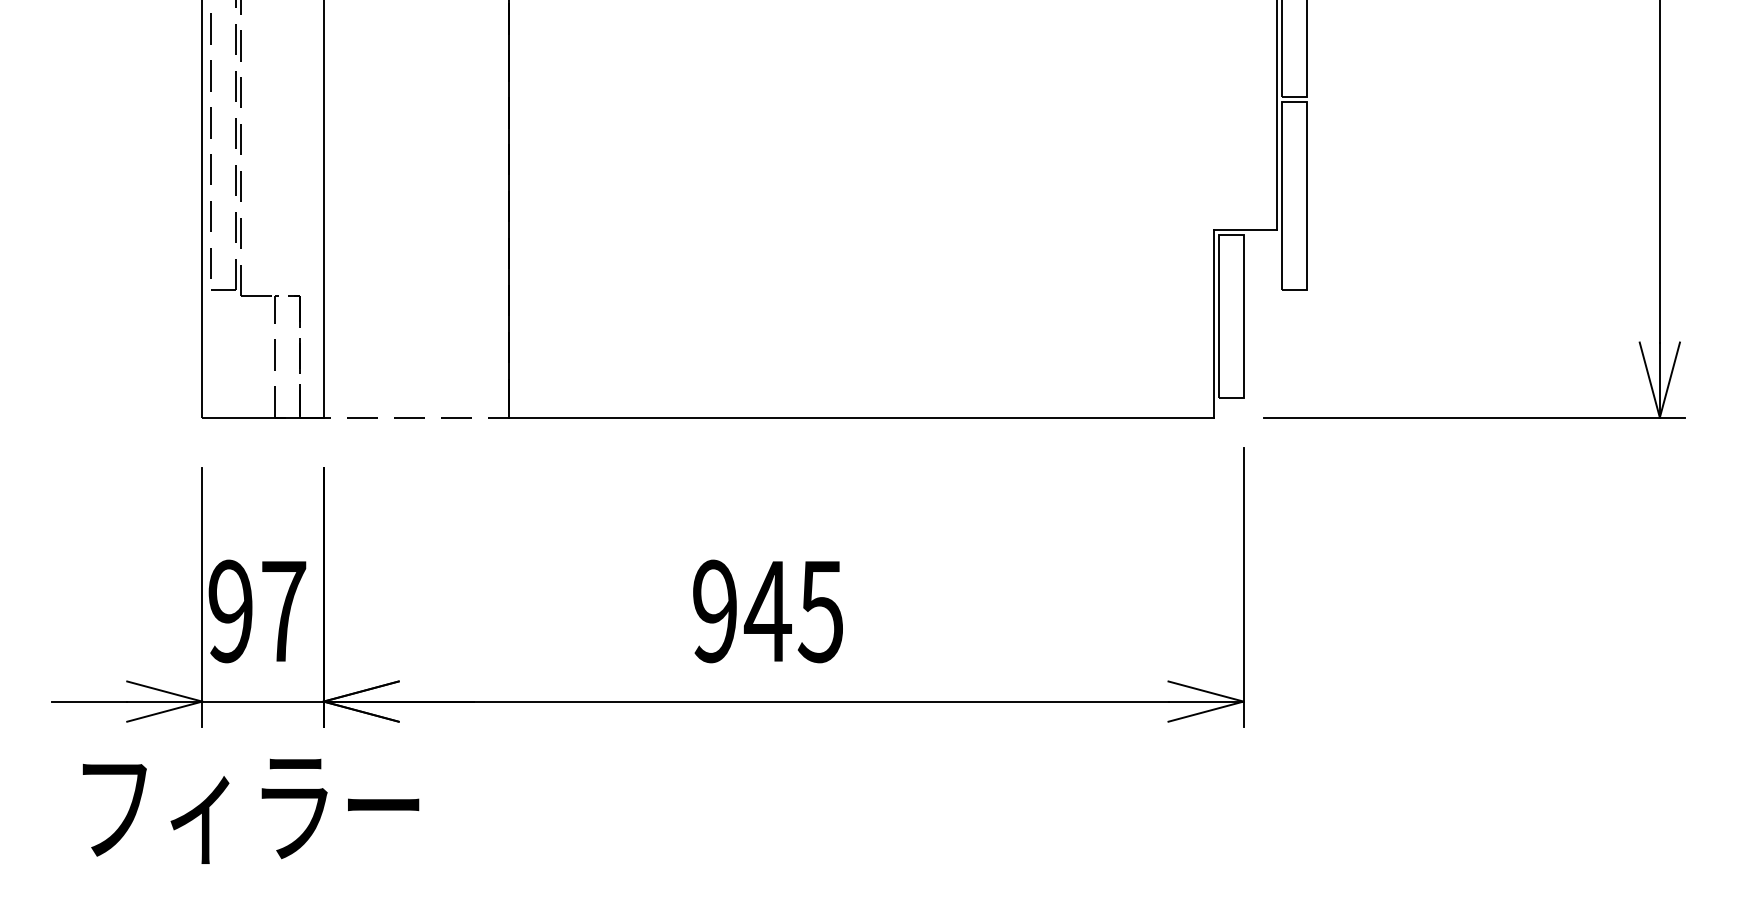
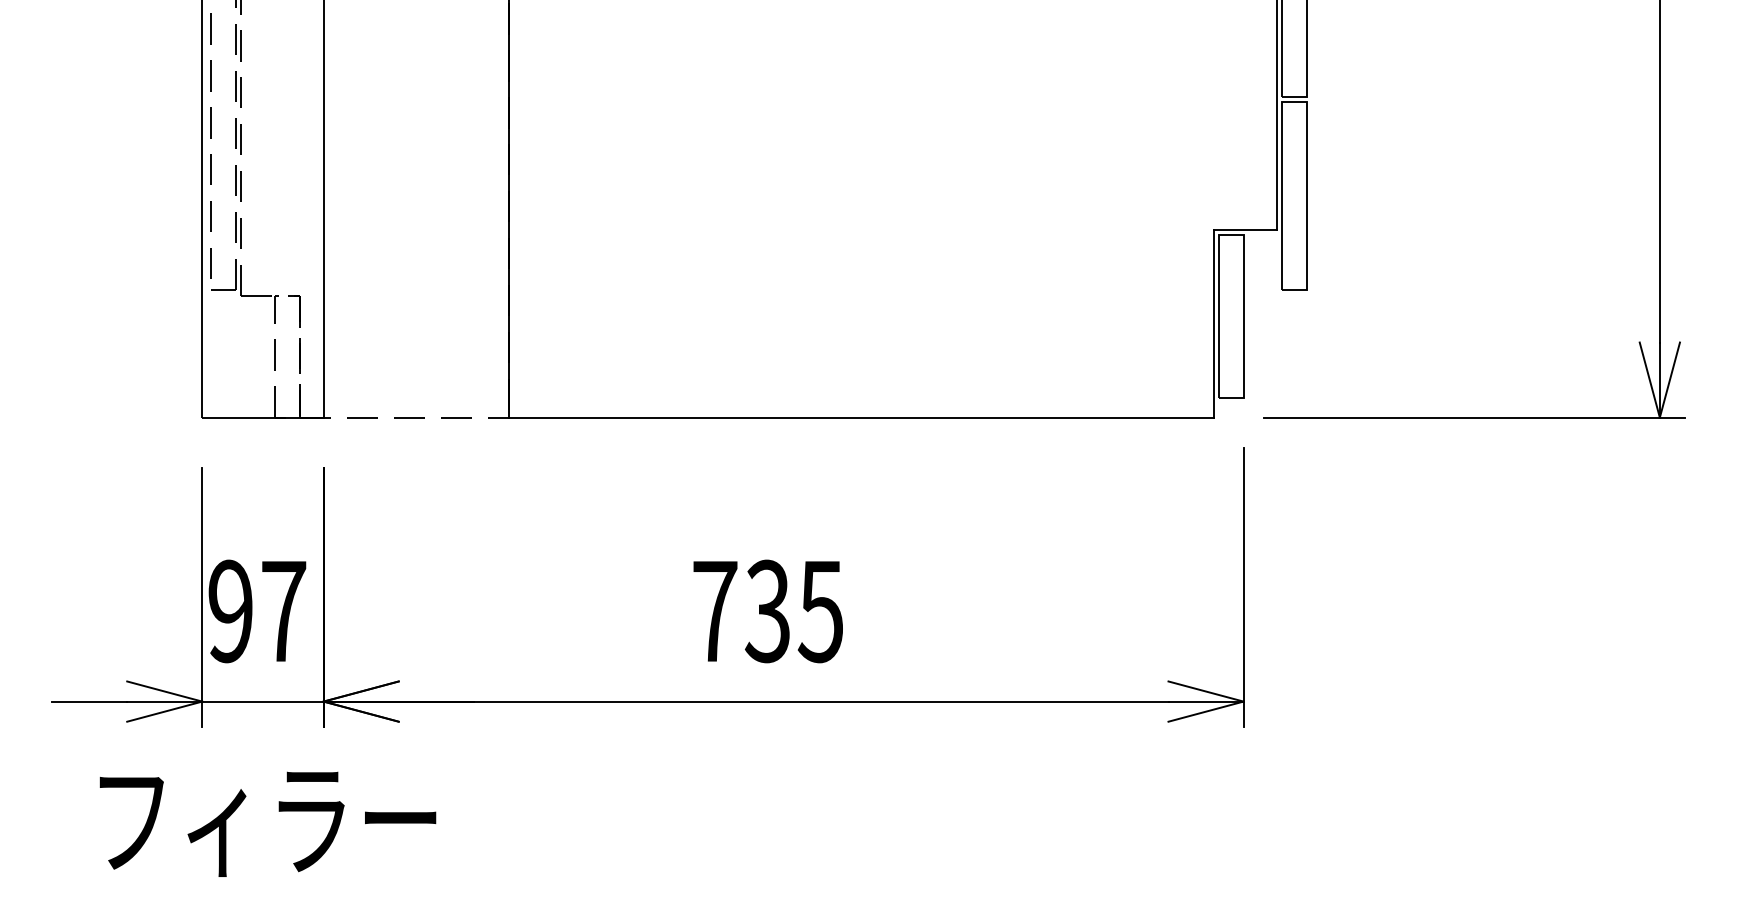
text: 945 -> 735 (742, 611)
text position: (250, 810) -> (267, 823) (267, 823)
